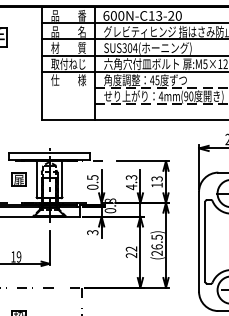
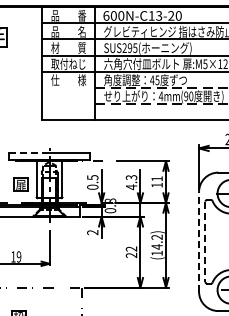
text: SUS304( -> SUS295( (129, 48)
line: solid -> dashed (29, 153)
text: 13 -> 11 (156, 178)
part position: (18, 179) -> (20, 184) (20, 184)
text: 3 -> 2 (92, 232)
line: solid -> dashed (199, 241)
line: solid -> dashed (205, 242)
text: (26.5) -> (14.2) (156, 244)
